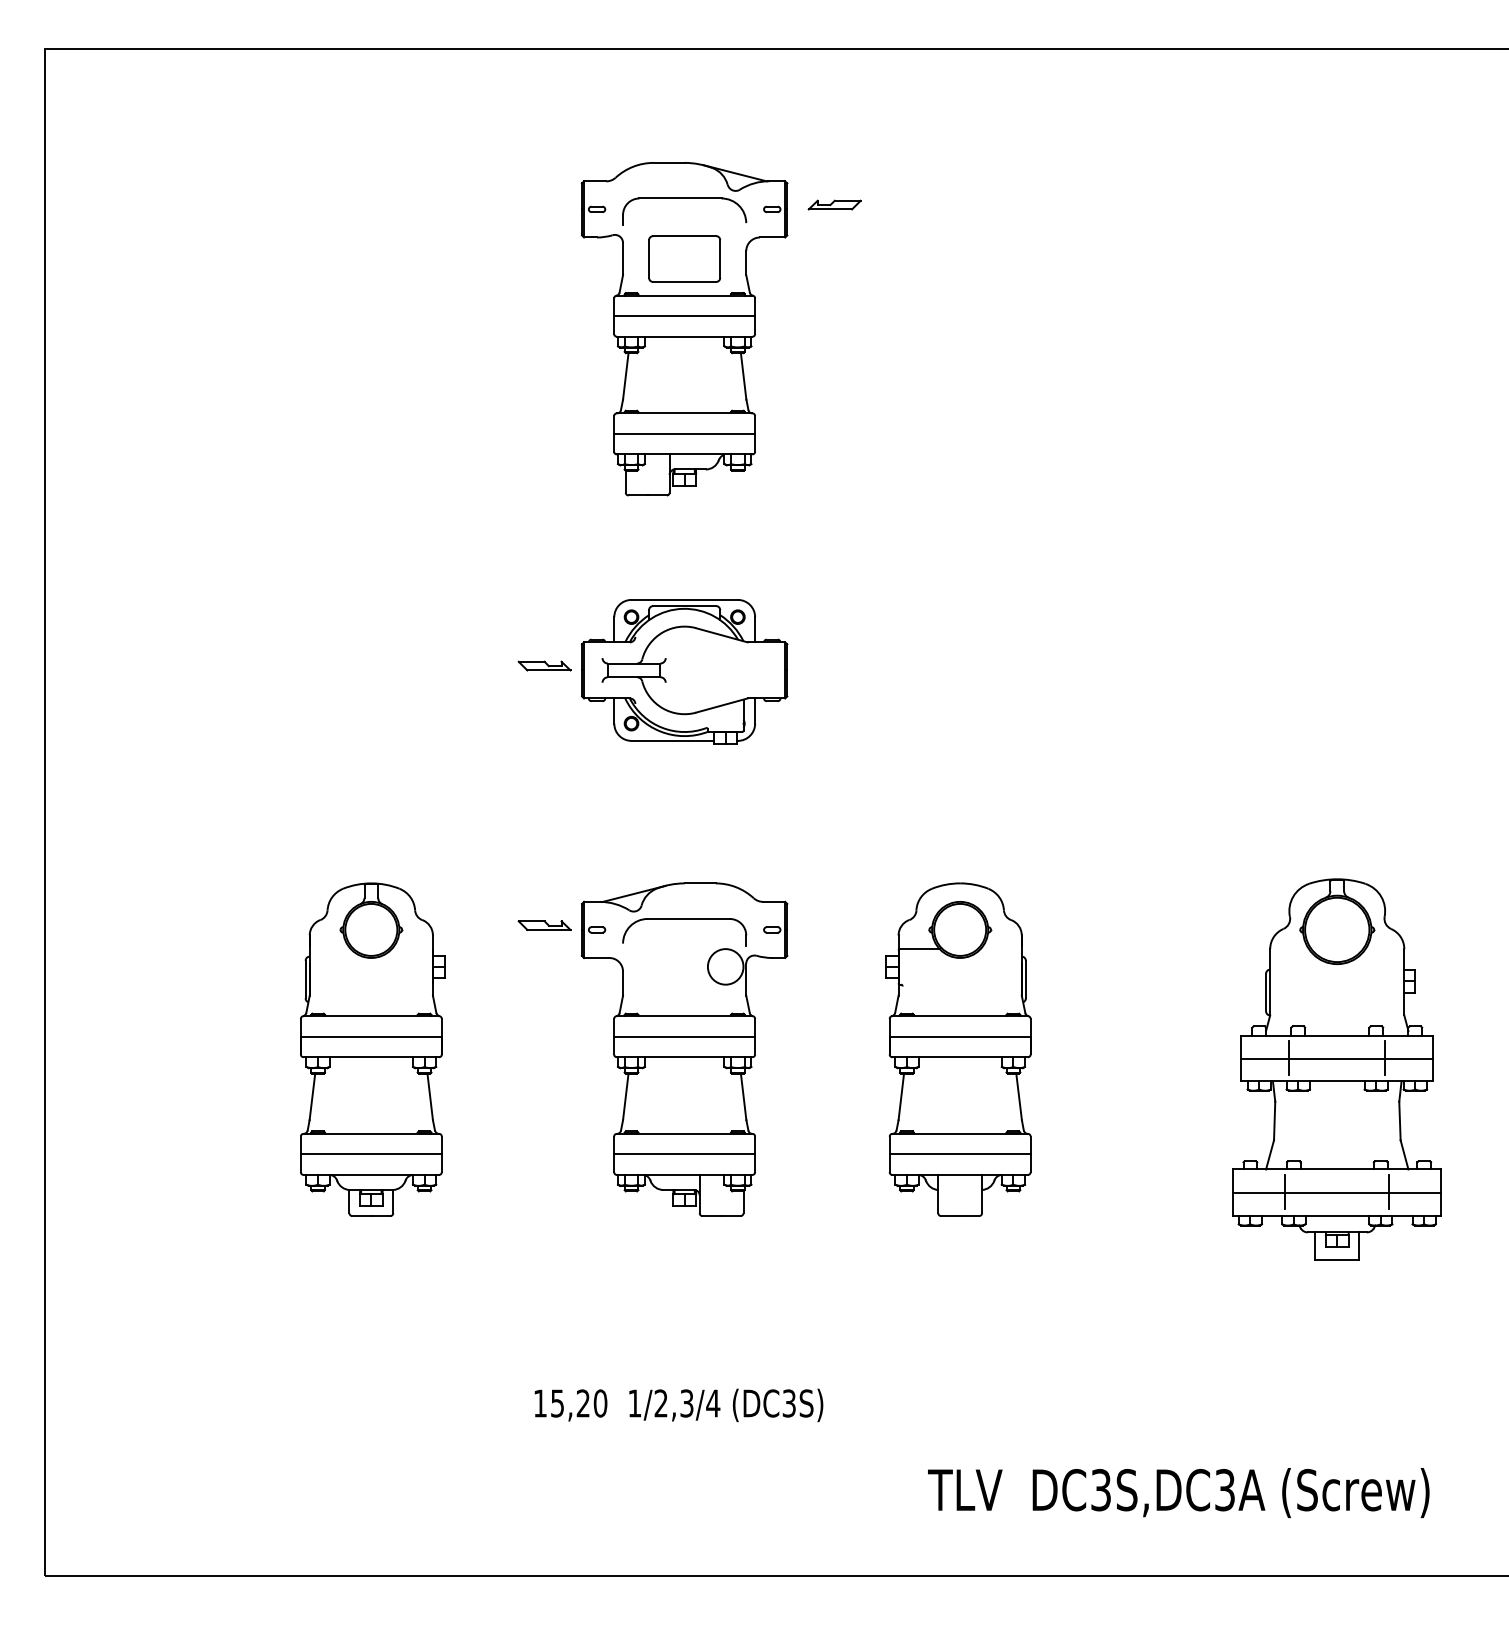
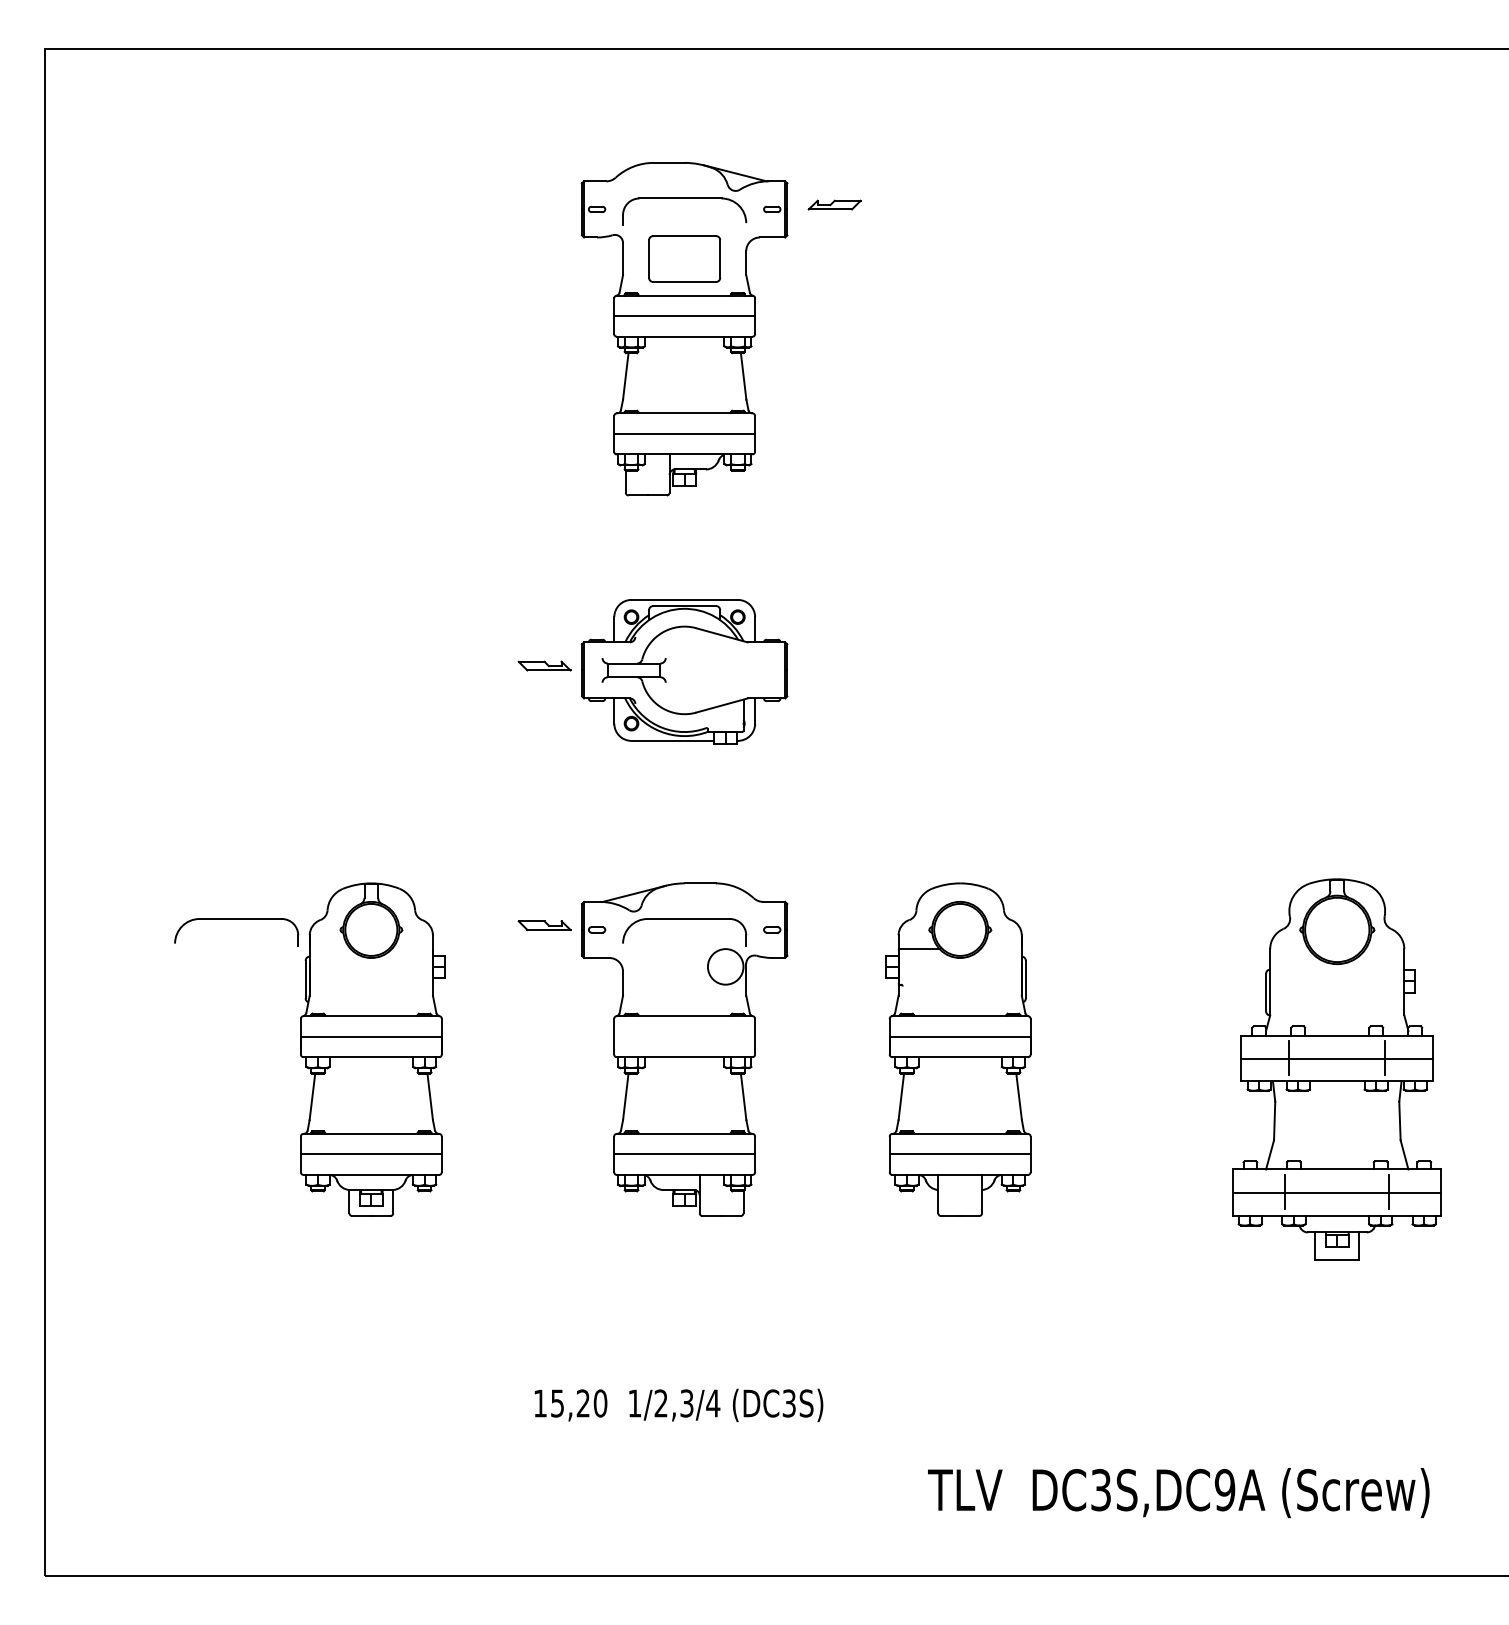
part: none -> present (236, 919)
line: present -> none (684, 1036)
text: DC3S,DC3A -> DC3S,DC9A (1224, 1490)
